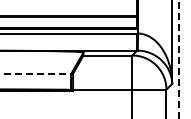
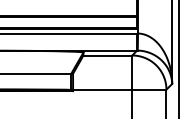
line: dashed -> solid (178, 59)
line: dashed -> solid (36, 73)
